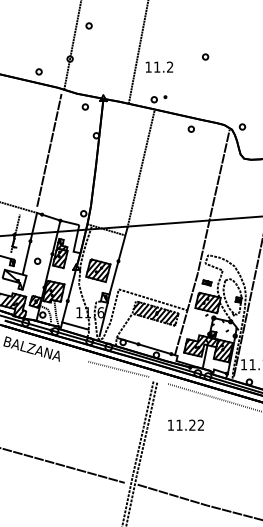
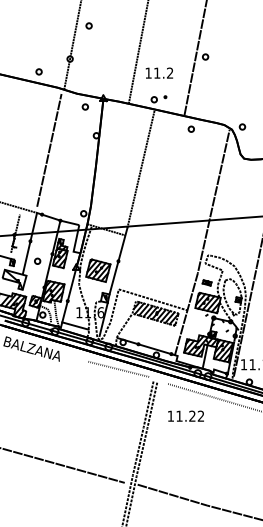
line: none -> present (195, 58)
text position: (158, 66) -> (158, 72) (158, 72)
text position: (185, 424) -> (185, 415) (185, 415)
